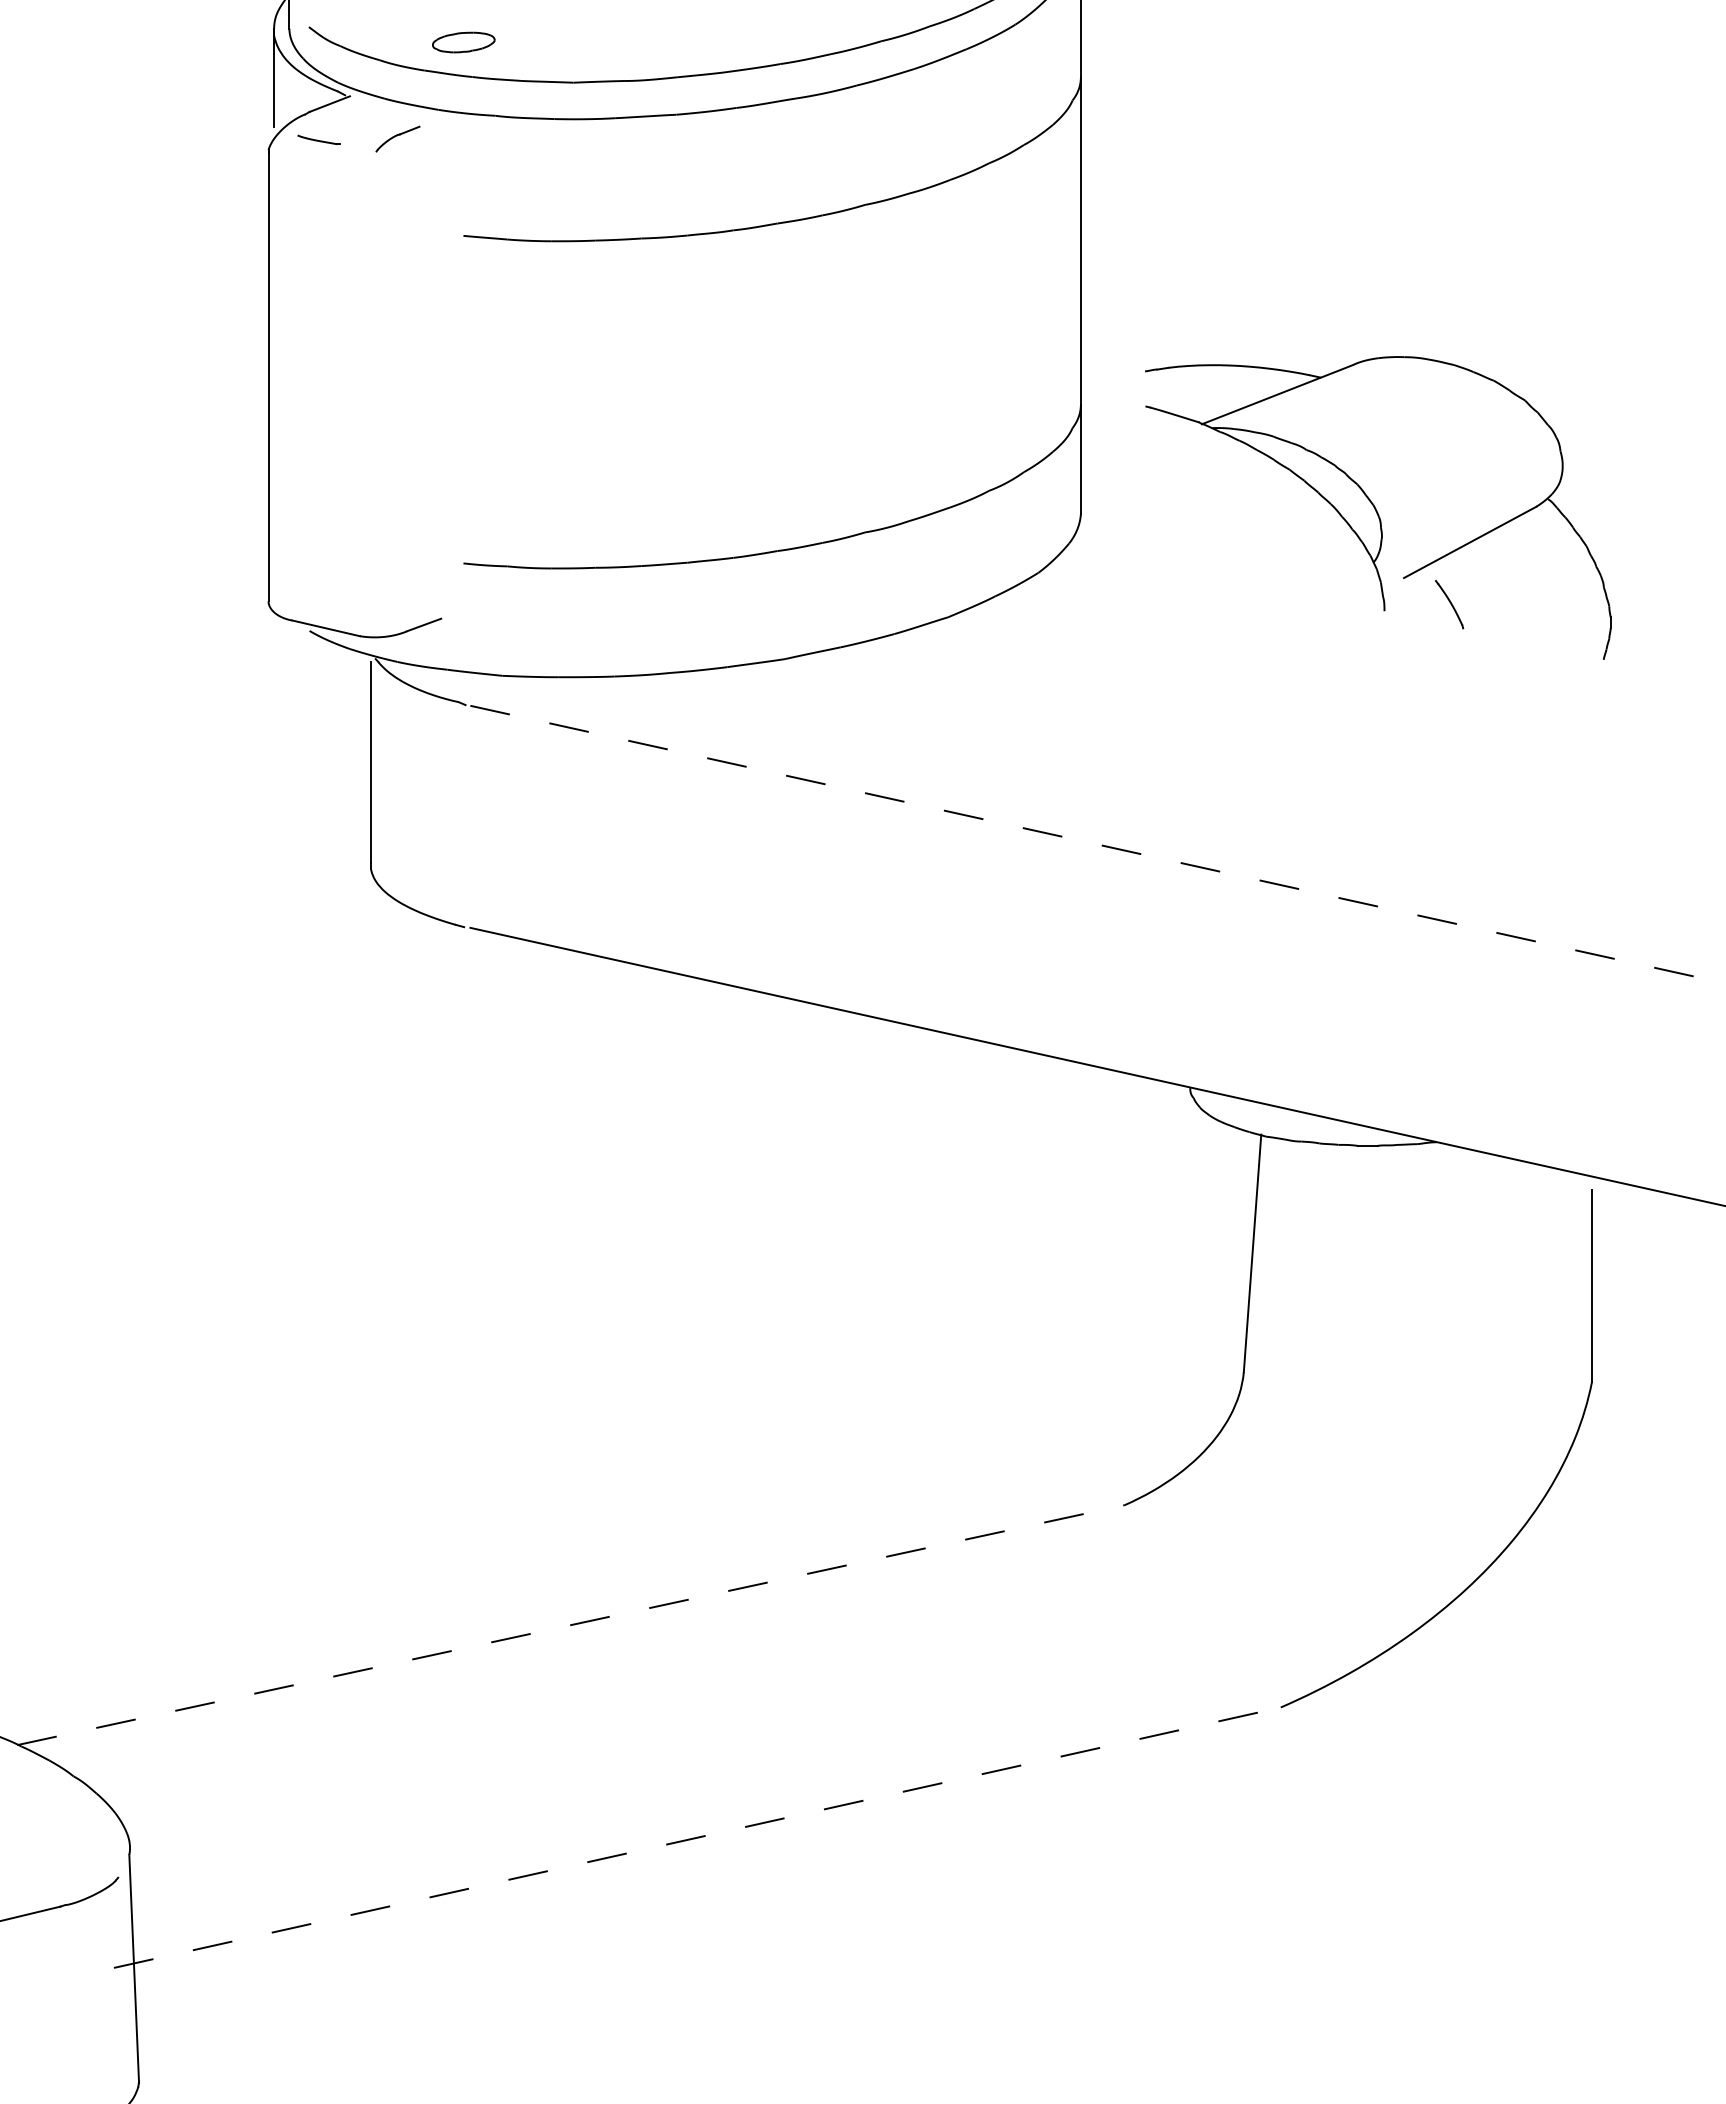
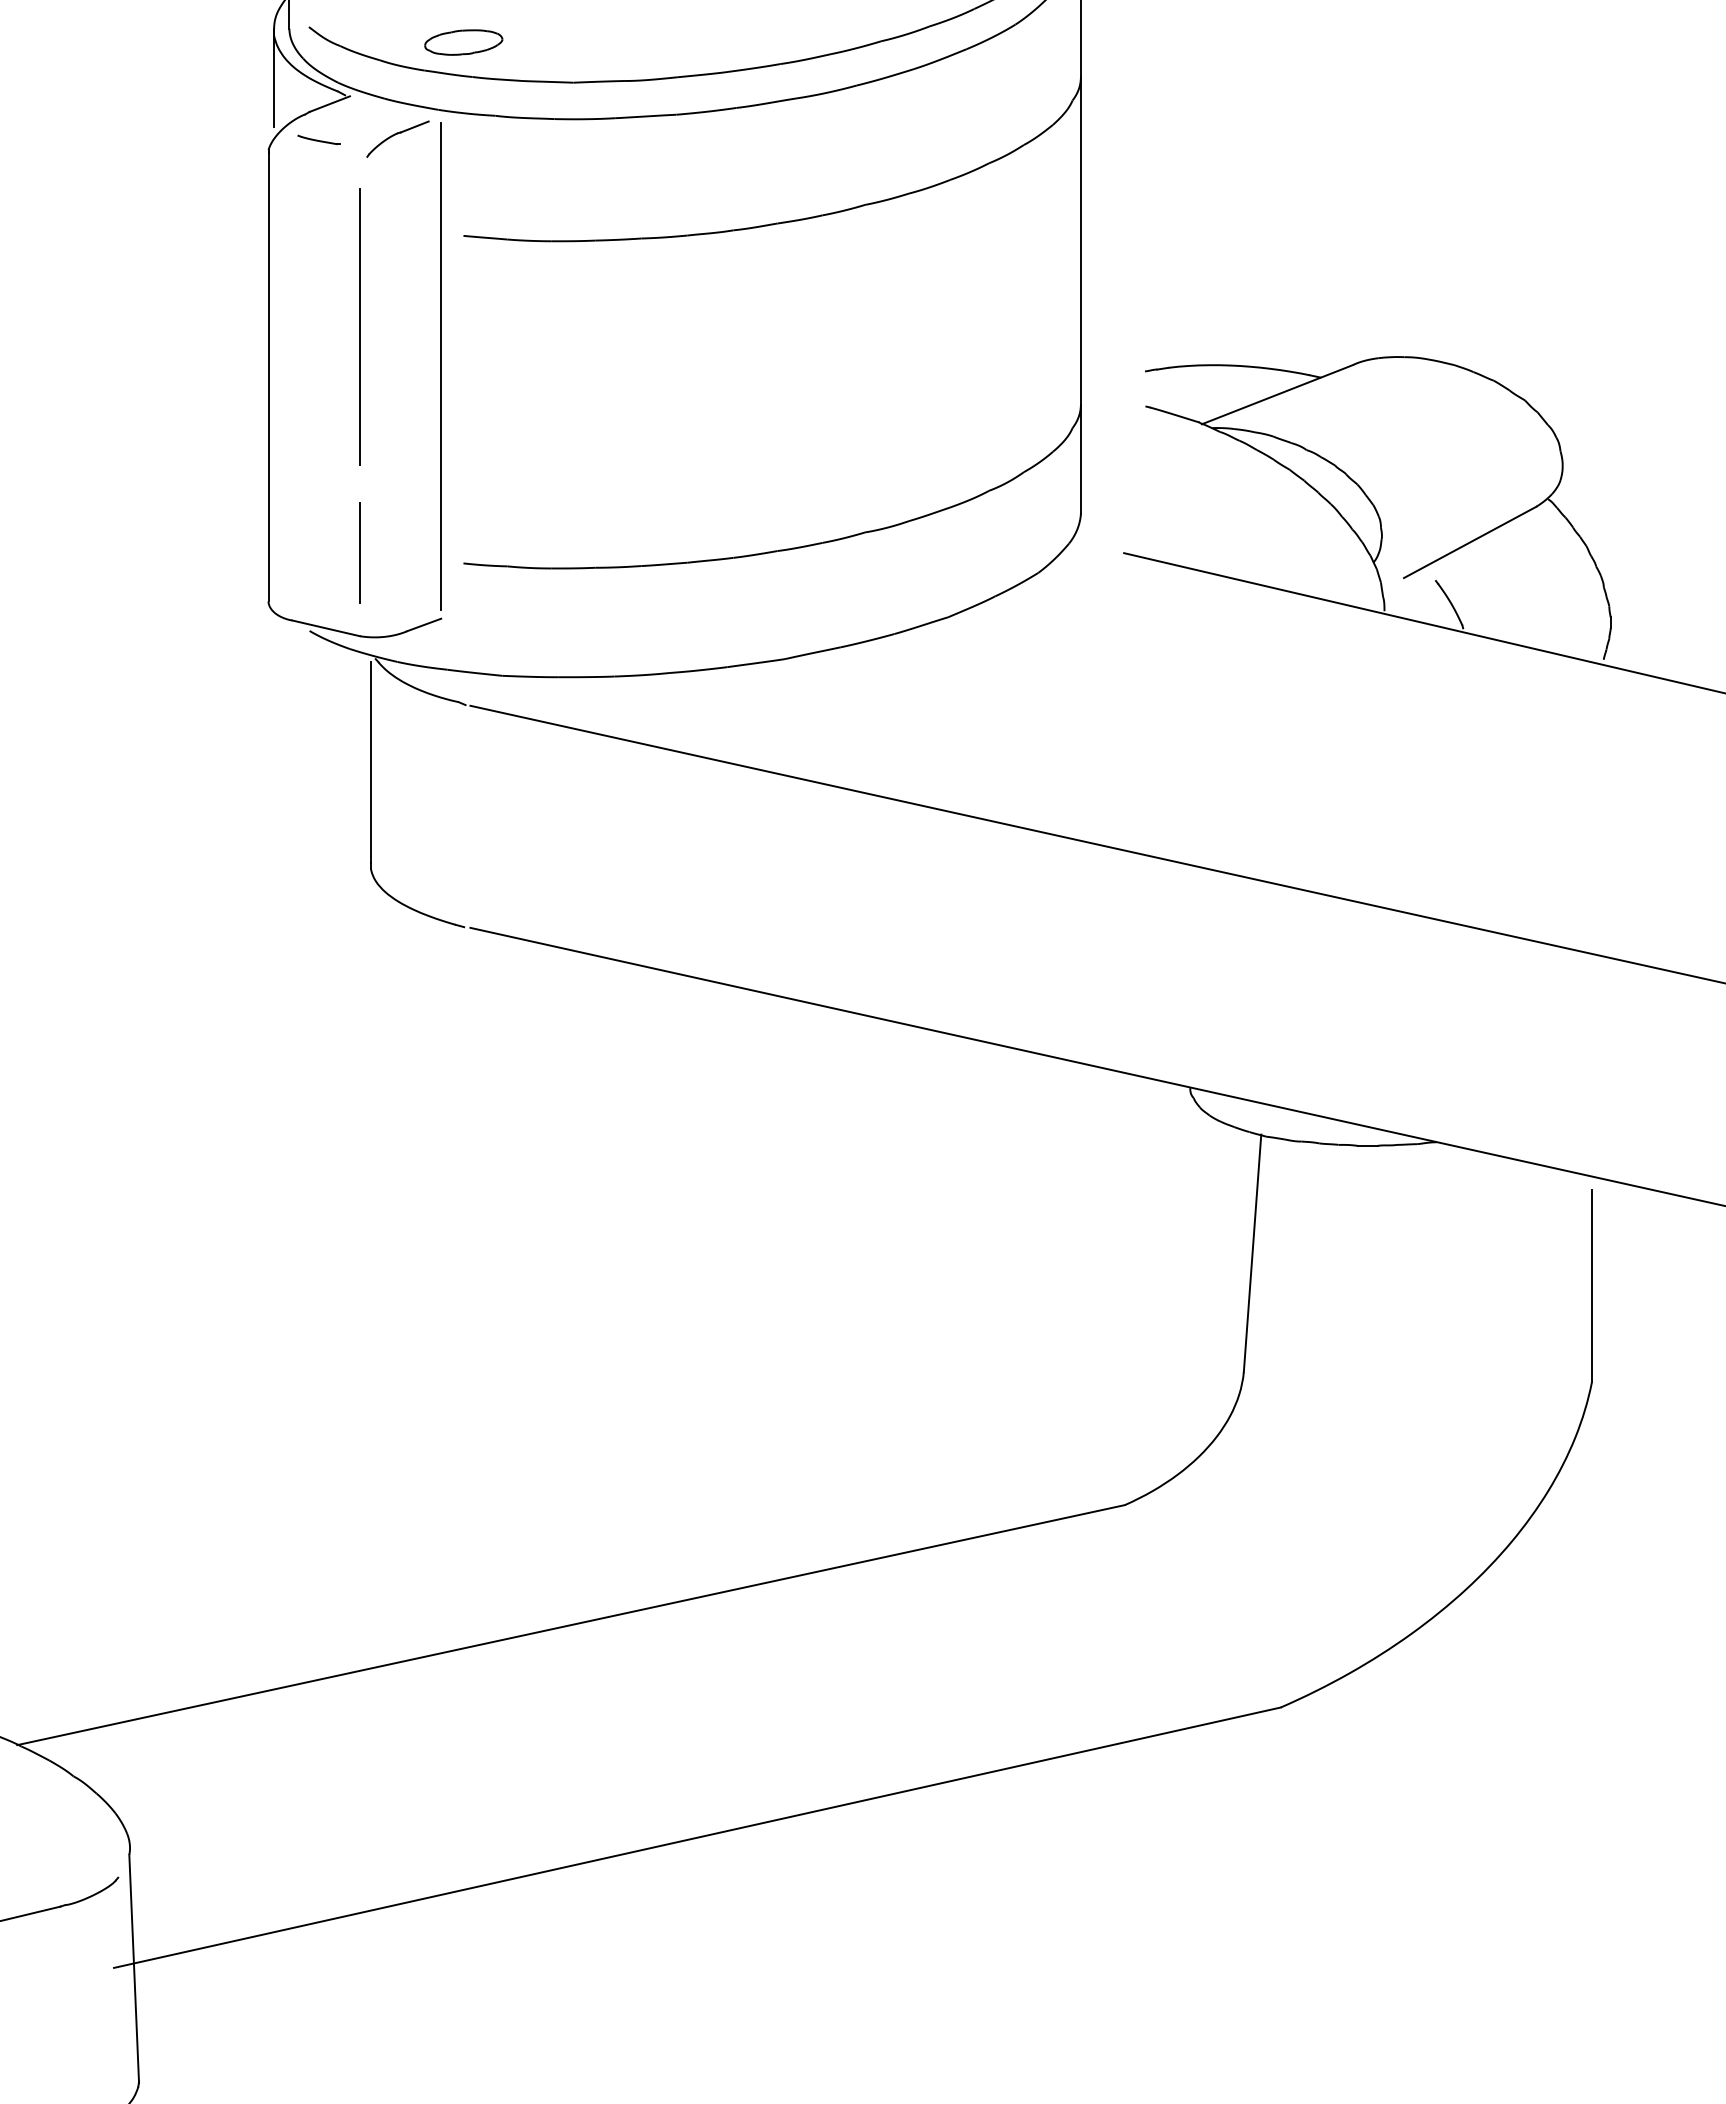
part size: 64x23 px -> 80x27 px (463, 42)
part size: 46x28 px -> 64x38 px (397, 138)
line: none -> present (359, 326)
line: none -> present (441, 366)
line: none -> present (359, 552)
line: none -> present (1423, 622)
line: dashed -> solid (1098, 844)
line: dashed -> solid (571, 1625)
line: dashed -> solid (697, 1837)
